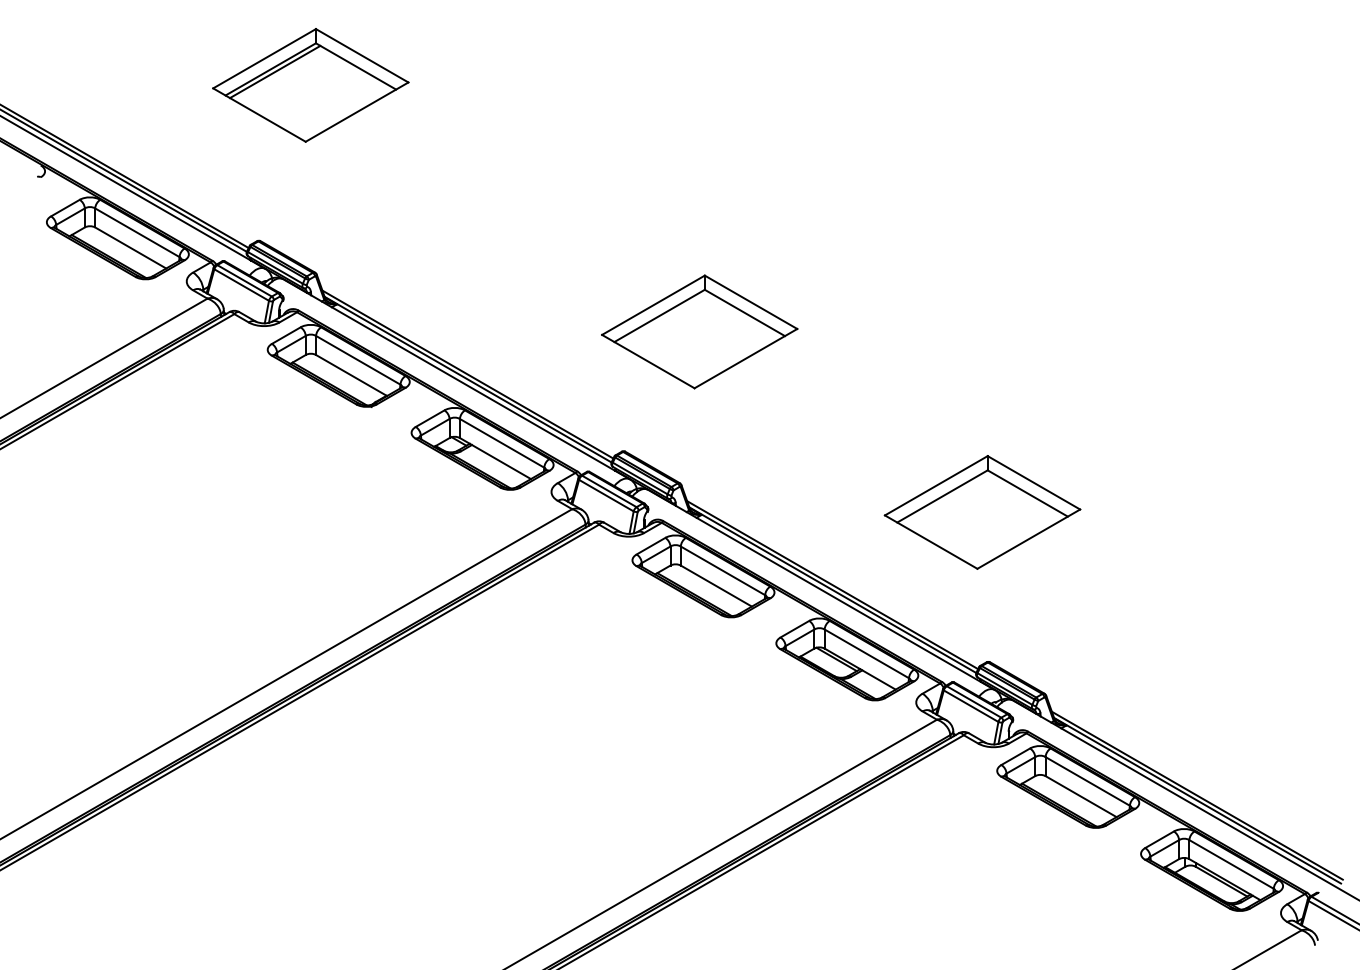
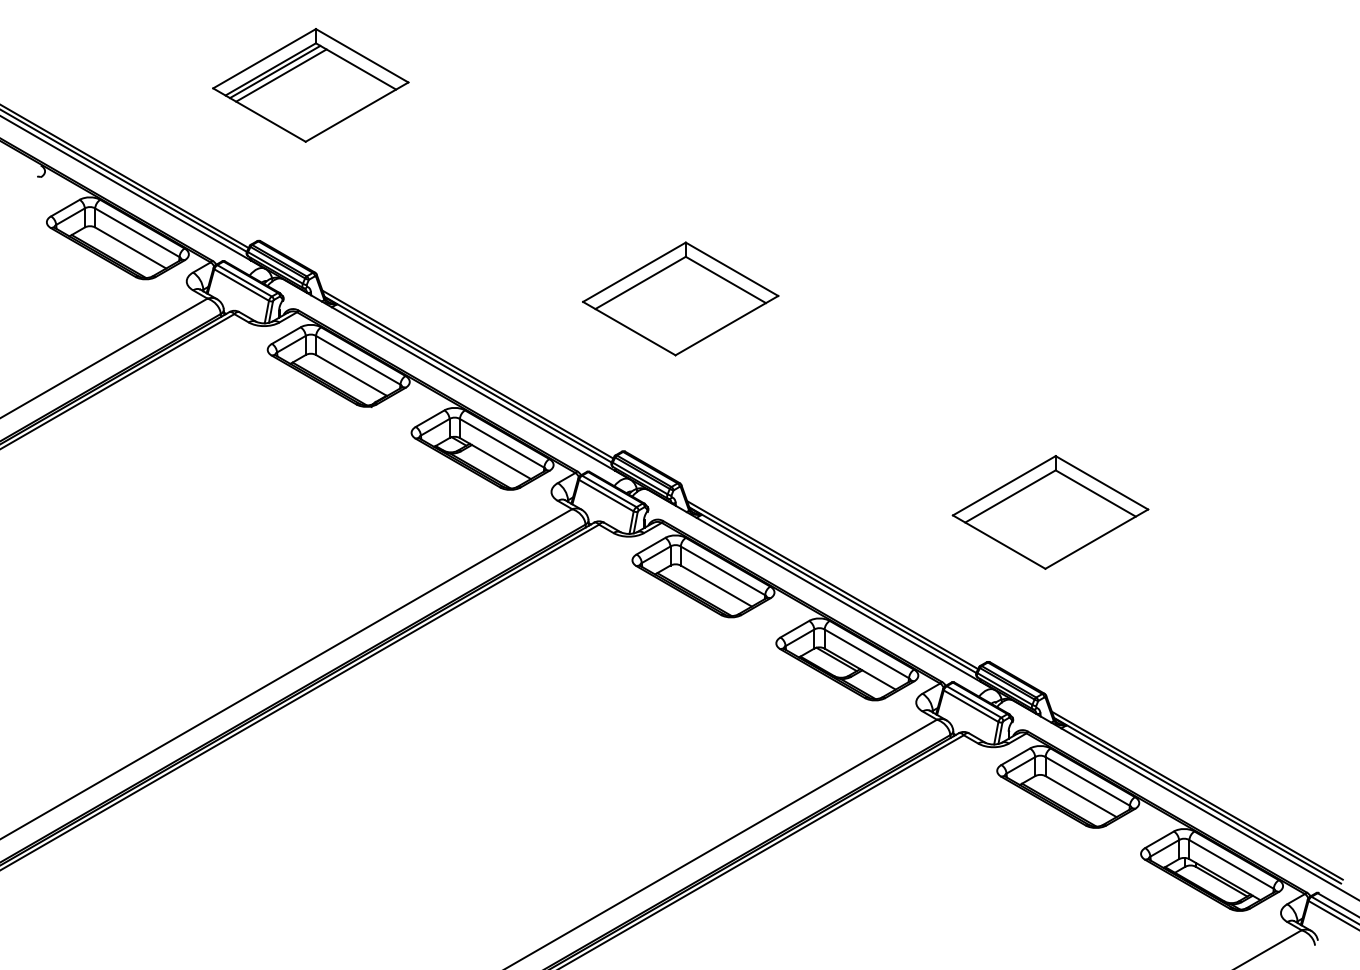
line: none -> present (281, 75)
part position: (699, 331) -> (680, 298) (680, 298)
part position: (982, 512) -> (1050, 512) (1050, 512)
line: none -> present (1336, 904)
